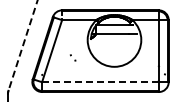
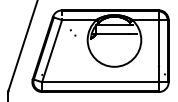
line: dashed -> solid (23, 45)
part position: (73, 57) -> (73, 32) (73, 32)
line: dashed -> solid (101, 82)
